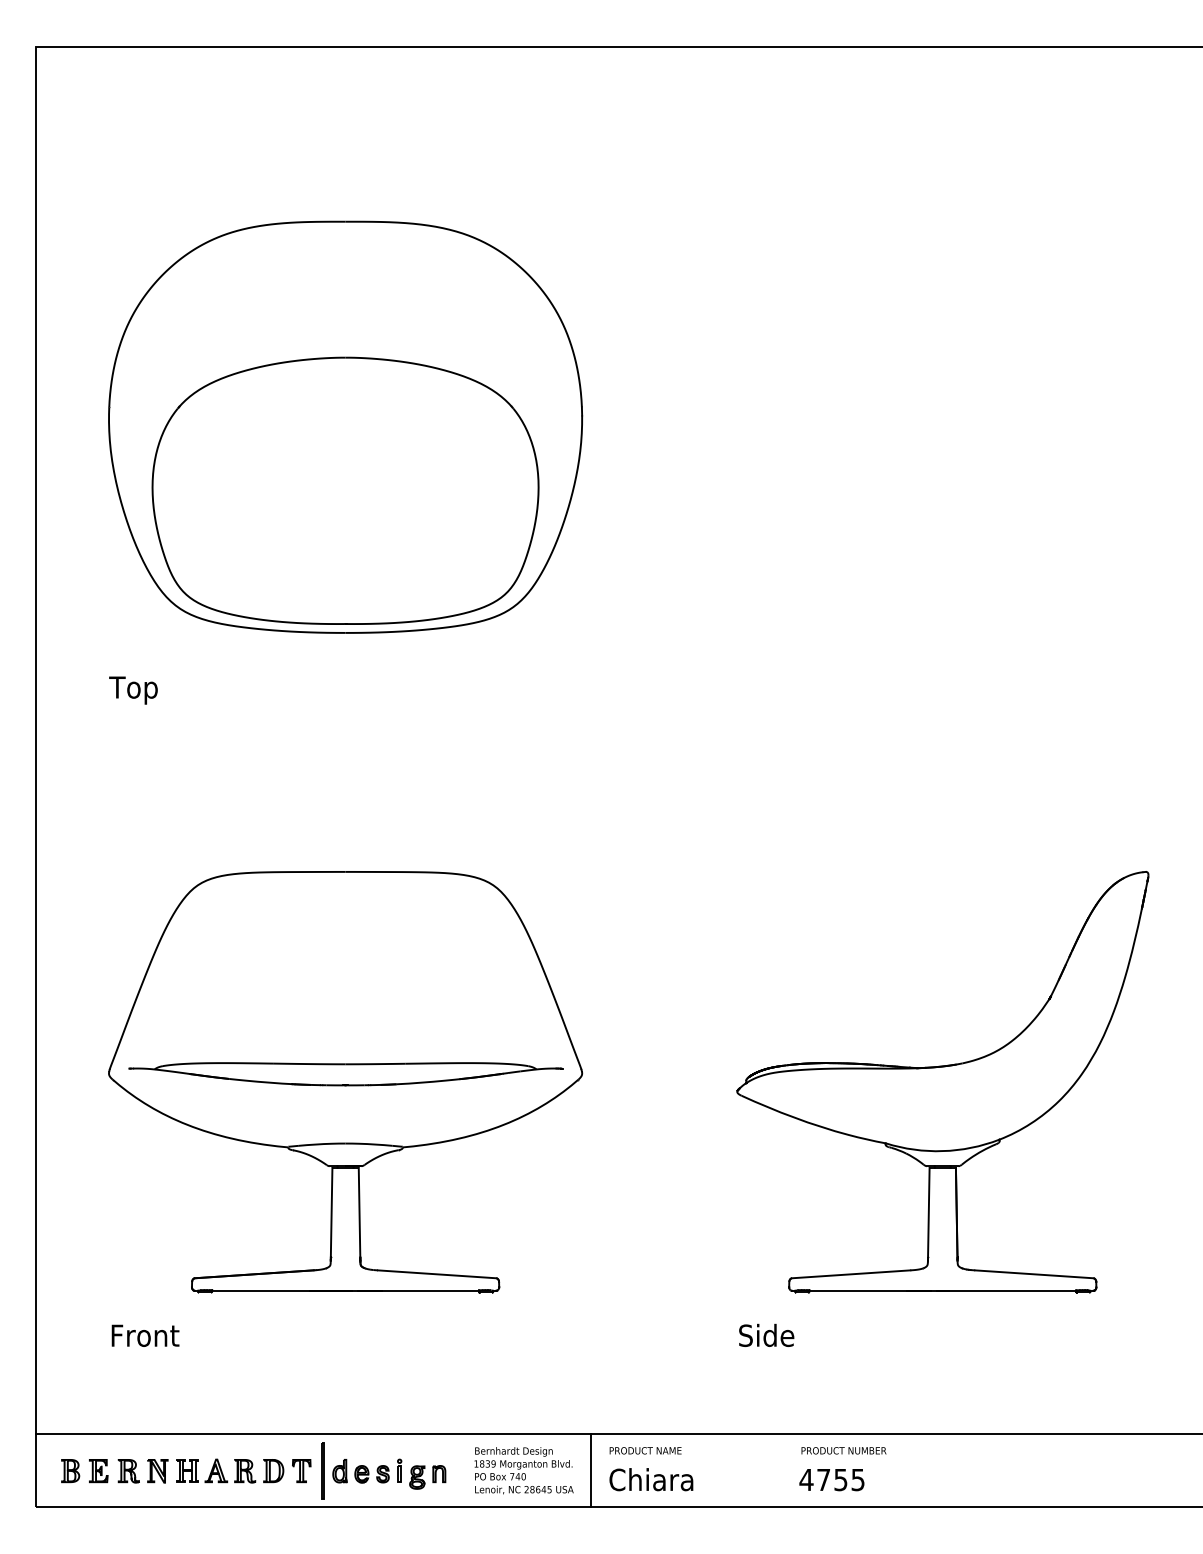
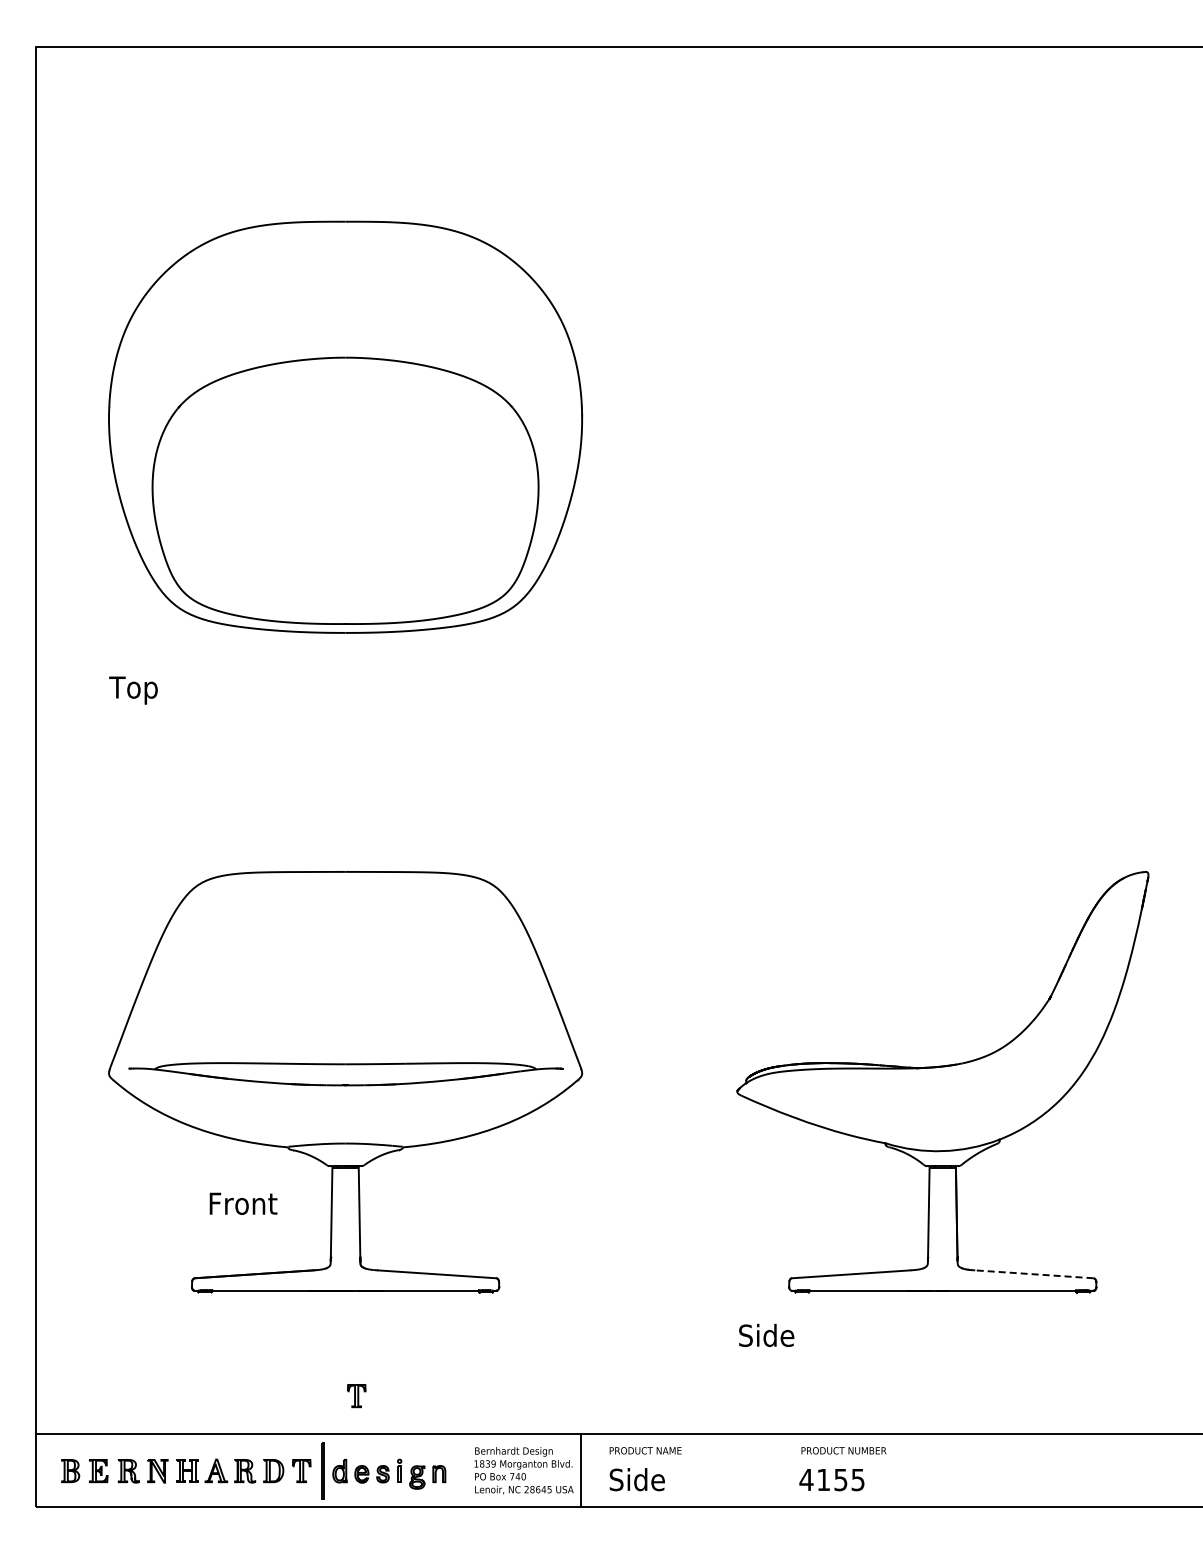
line: solid -> dashed (1033, 1274)
text position: (145, 1335) -> (243, 1203) (243, 1203)
part: none -> present (356, 1396)
line position: (591, 1470) -> (581, 1470) (581, 1470)
text: Chiara -> Side (651, 1479)
text: 4755 -> 4155 (823, 1479)
